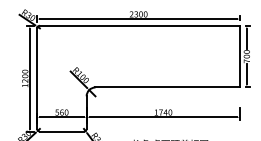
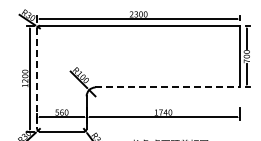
line: solid -> dashed (37, 79)
line: solid -> dashed (168, 87)
